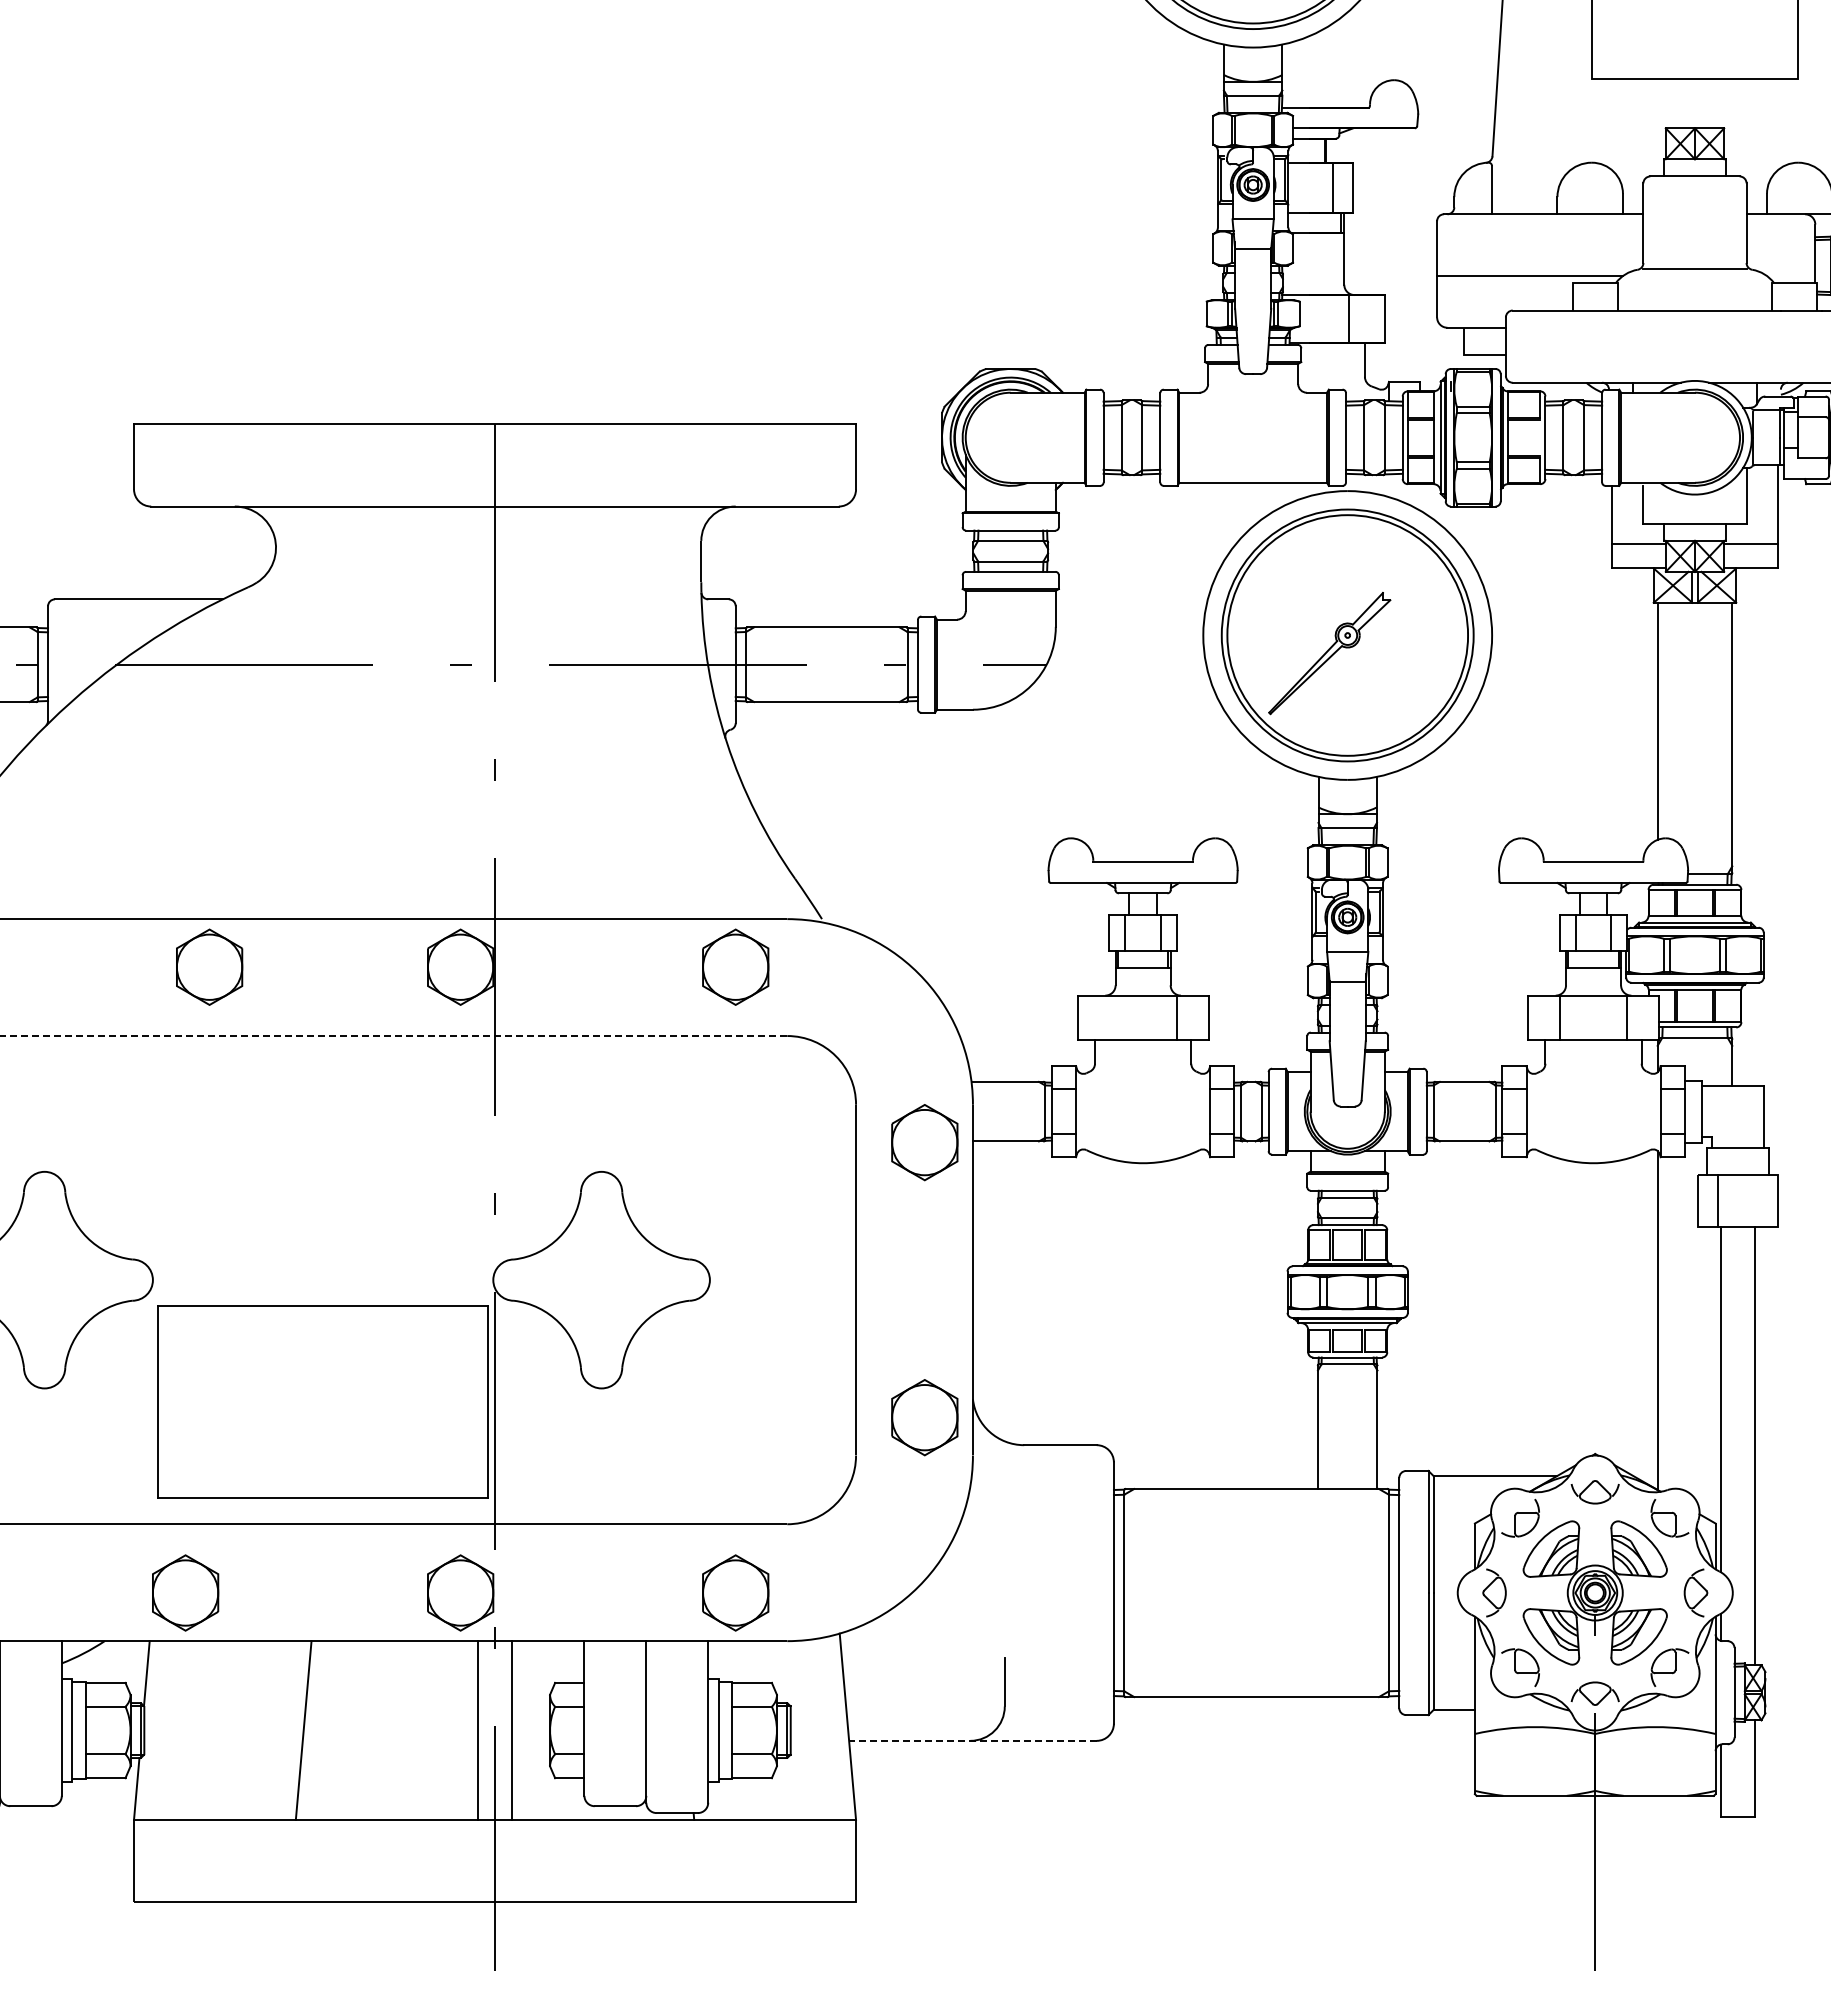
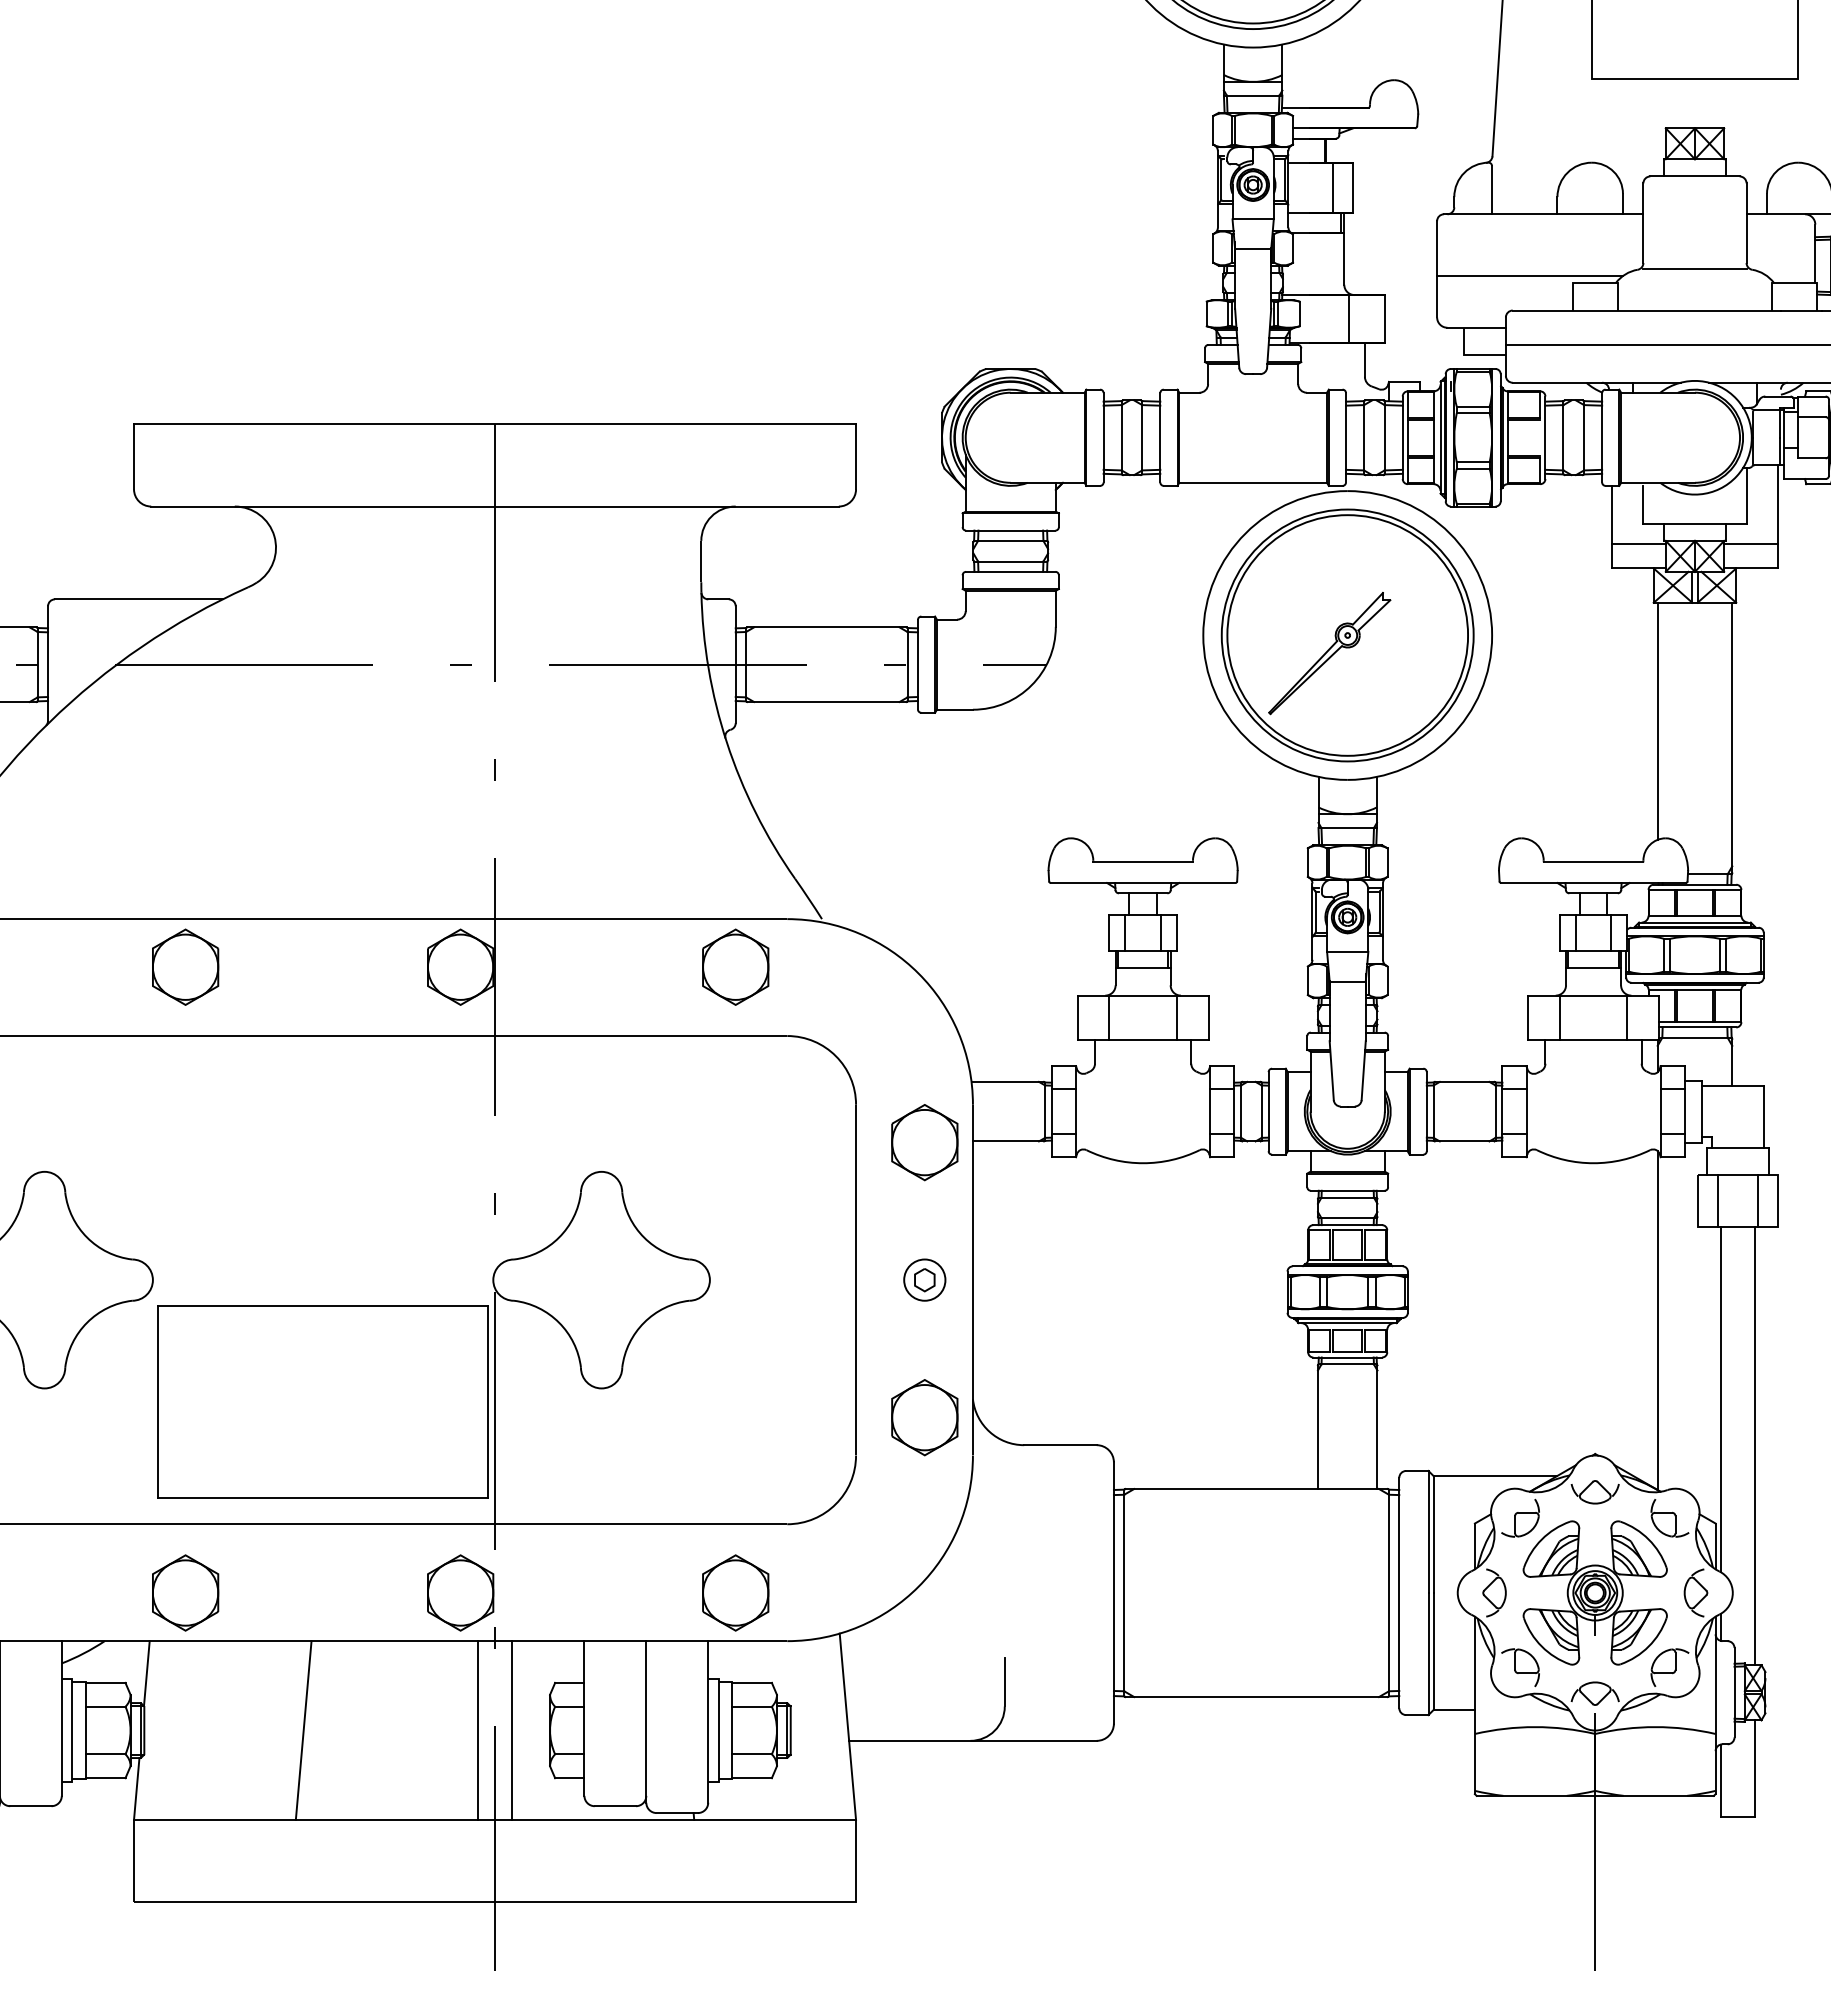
line: none -> present (1666, 344)
part position: (209, 966) -> (185, 966) (185, 966)
line: none -> present (1109, 1017)
line: dashed -> solid (393, 1036)
line: none -> present (1757, 1200)
part: none -> present (924, 1279)
line: dashed -> solid (972, 1740)
